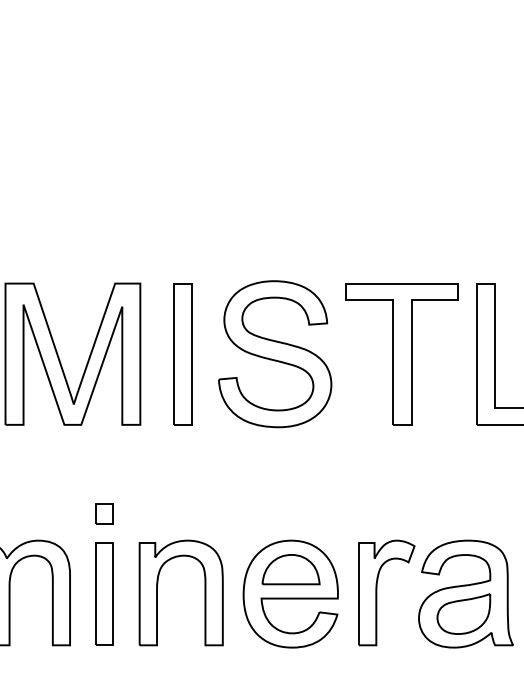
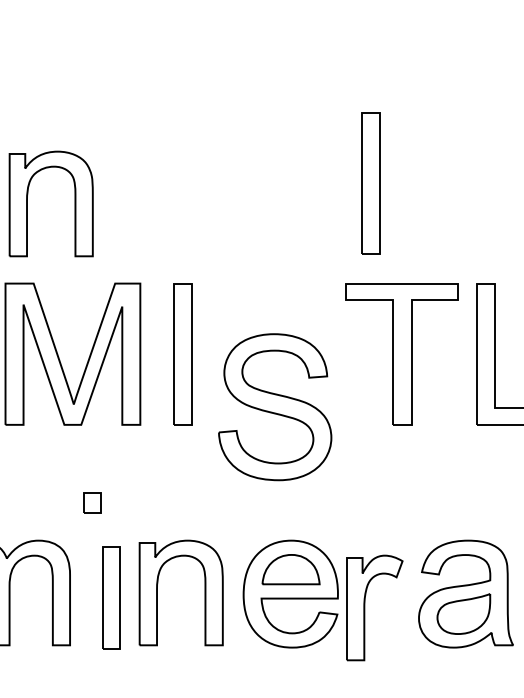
part: none -> present (370, 183)
part: none -> present (27, 203)
part position: (275, 354) -> (275, 407) (275, 407)
part position: (104, 513) -> (92, 502) (92, 502)
part position: (377, 592) -> (365, 607) (365, 607)
part position: (104, 593) -> (111, 597) (111, 597)
